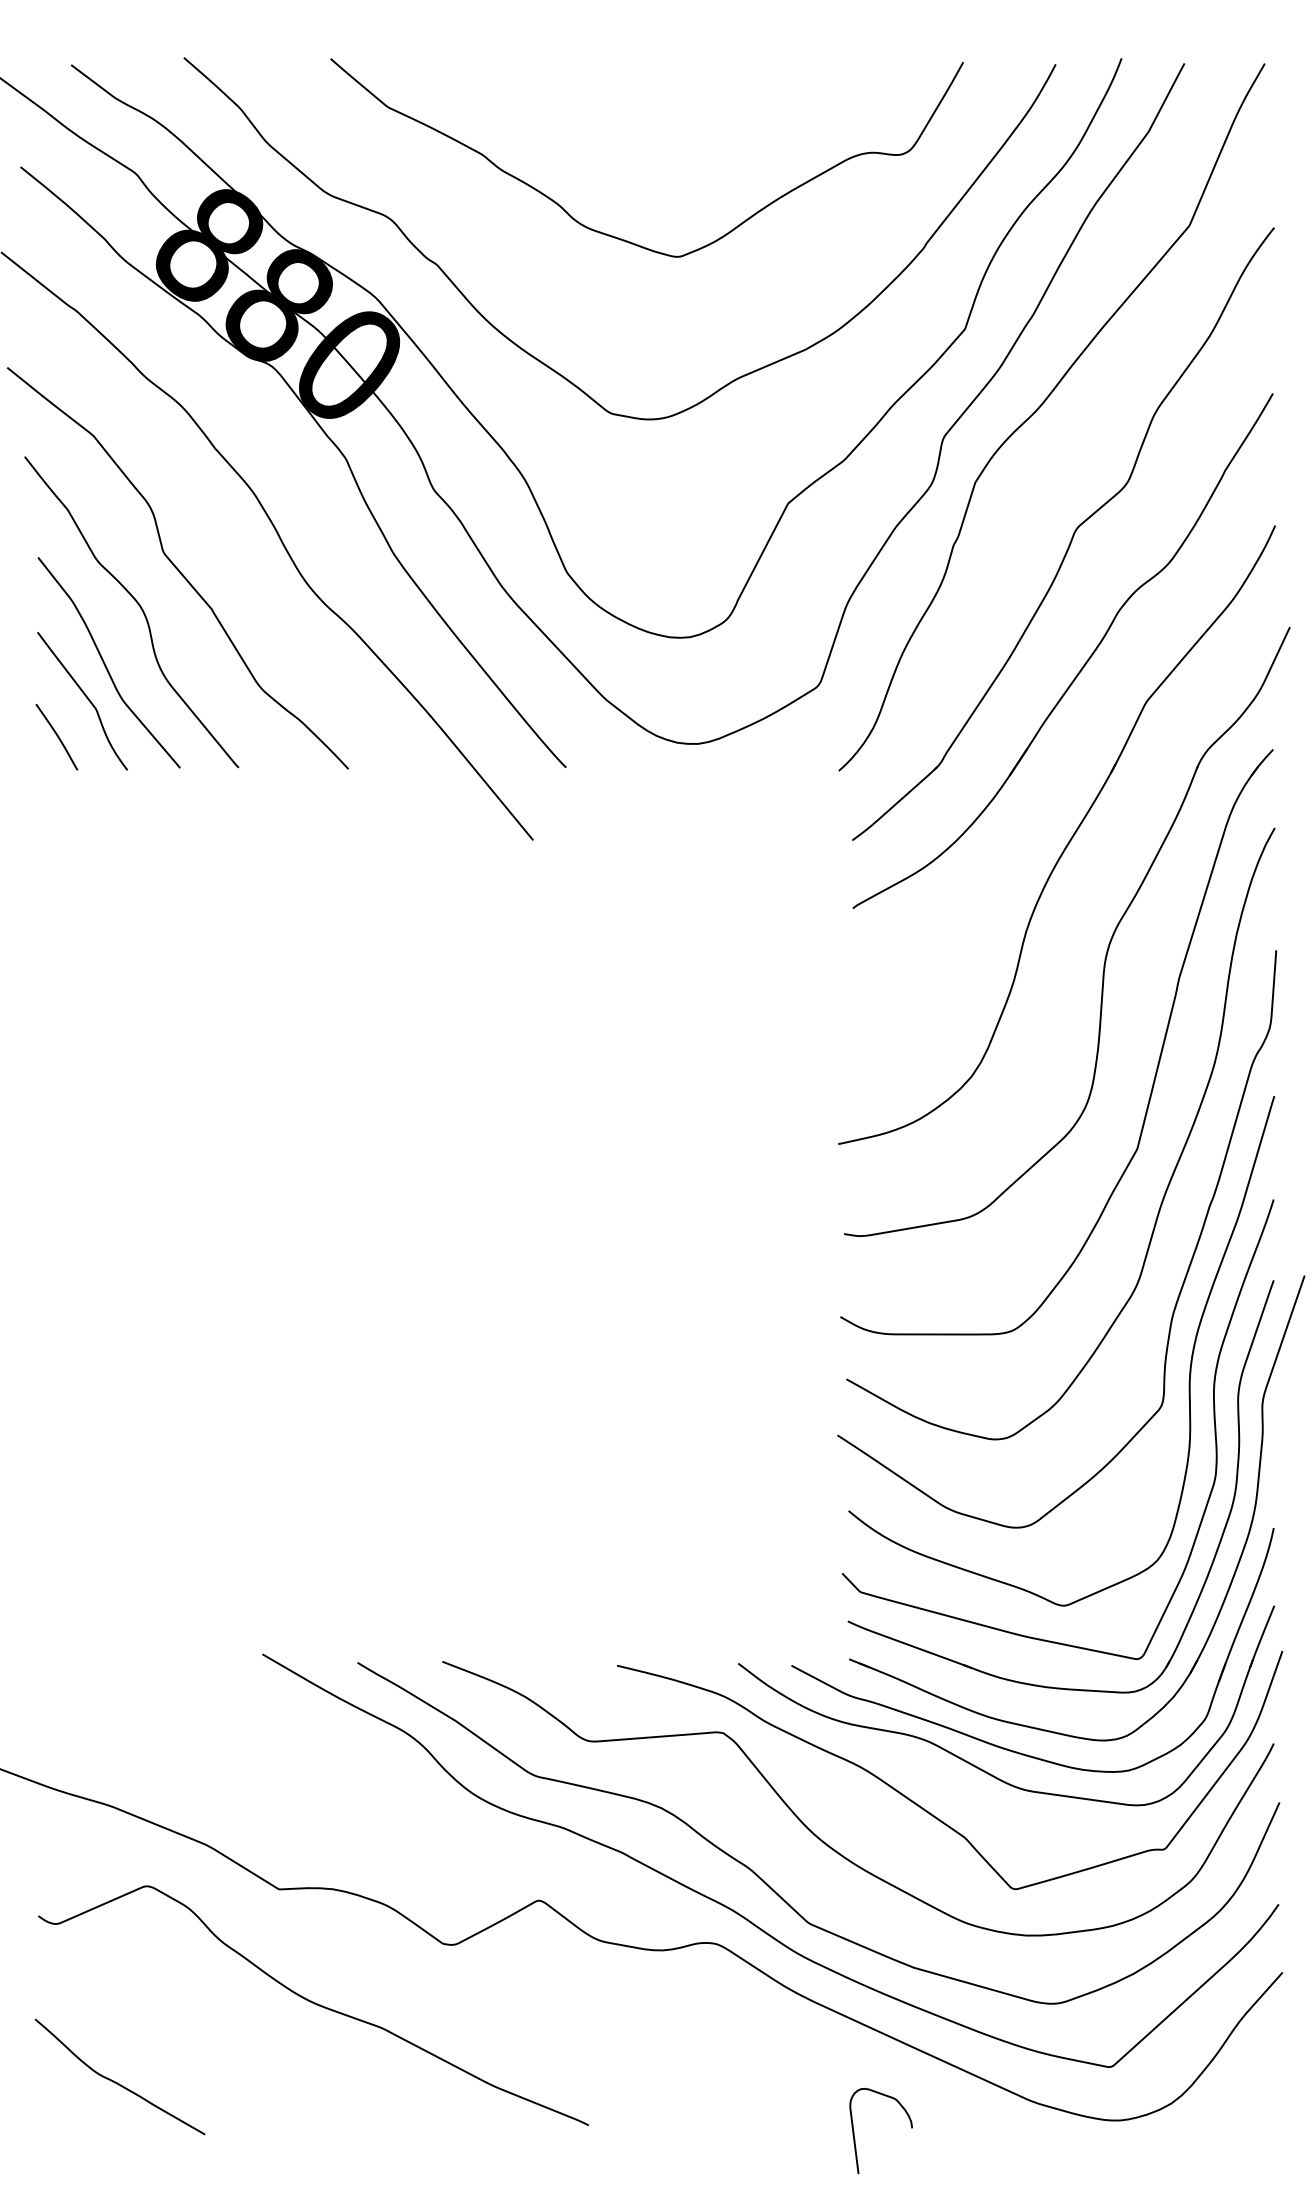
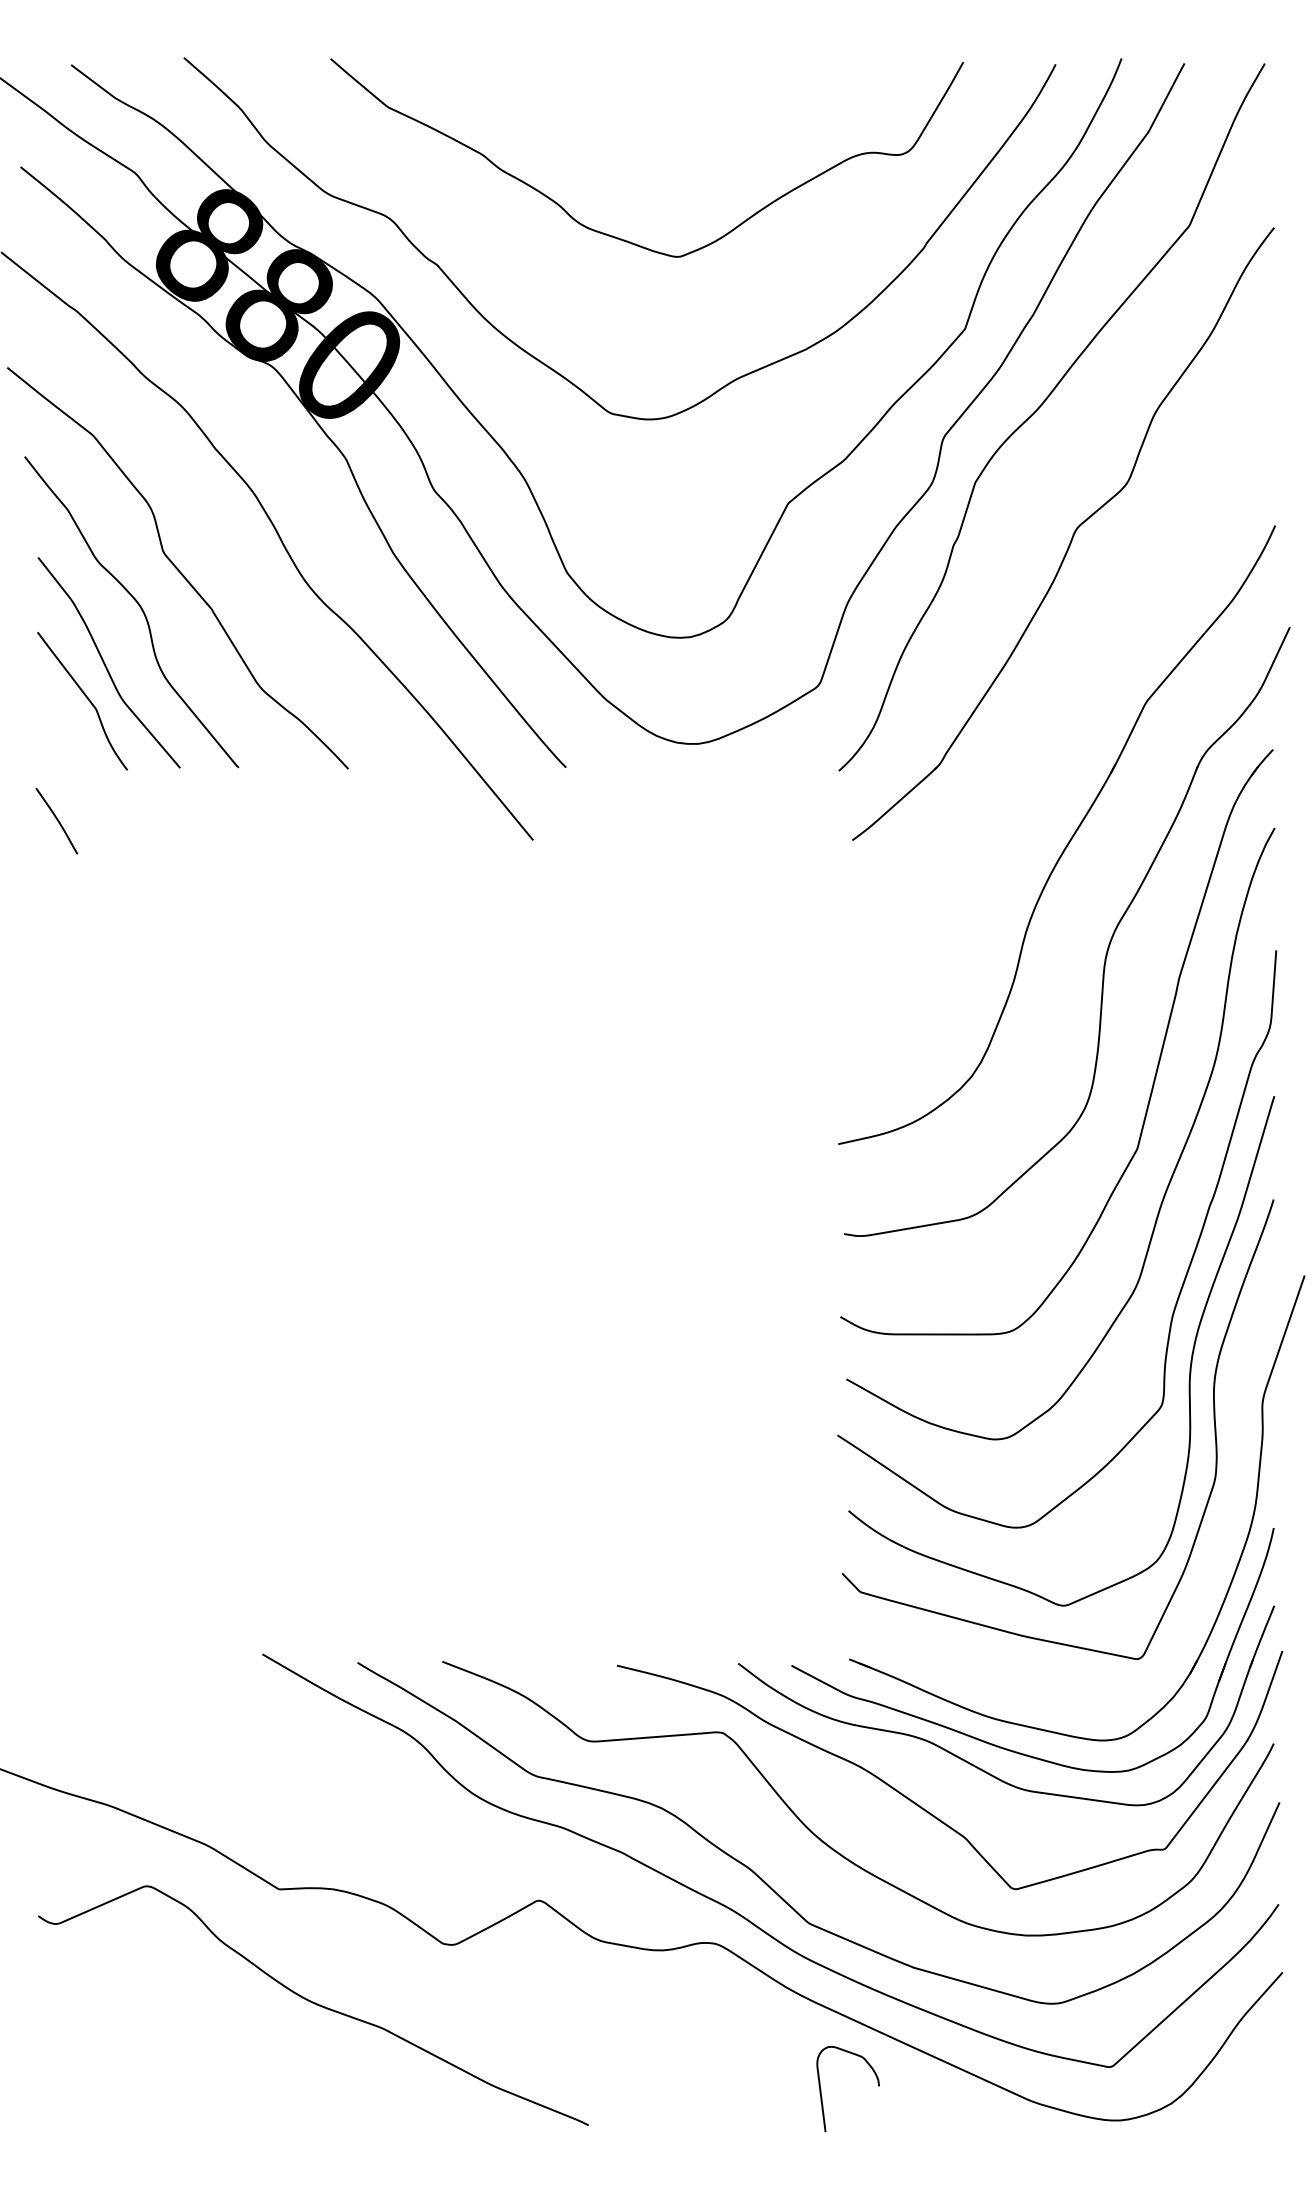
part: present -> none (1081, 667)
curve position: (56, 736) -> (56, 820) (56, 820)
part: present -> none (1219, 1540)
curve: present -> none (117, 2082)
curve position: (854, 2131) -> (821, 2089) (821, 2089)
